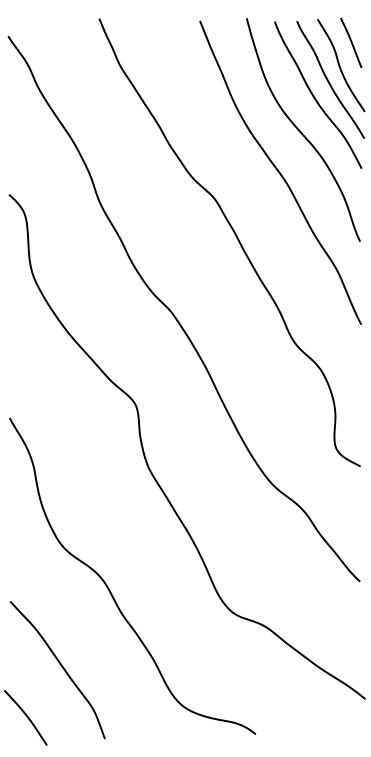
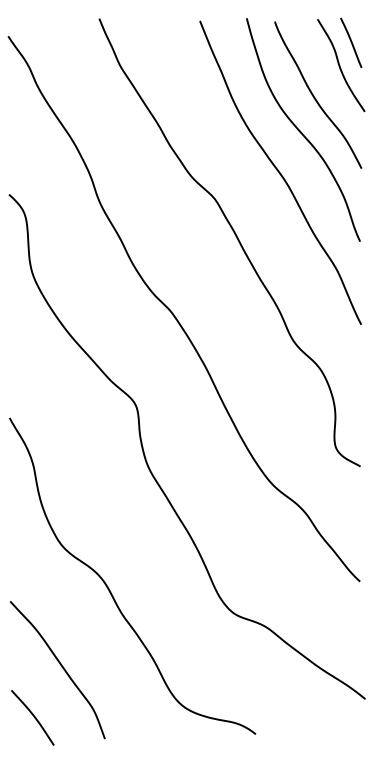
curve: present -> none (328, 79)
curve position: (26, 717) -> (33, 717) (33, 717)
